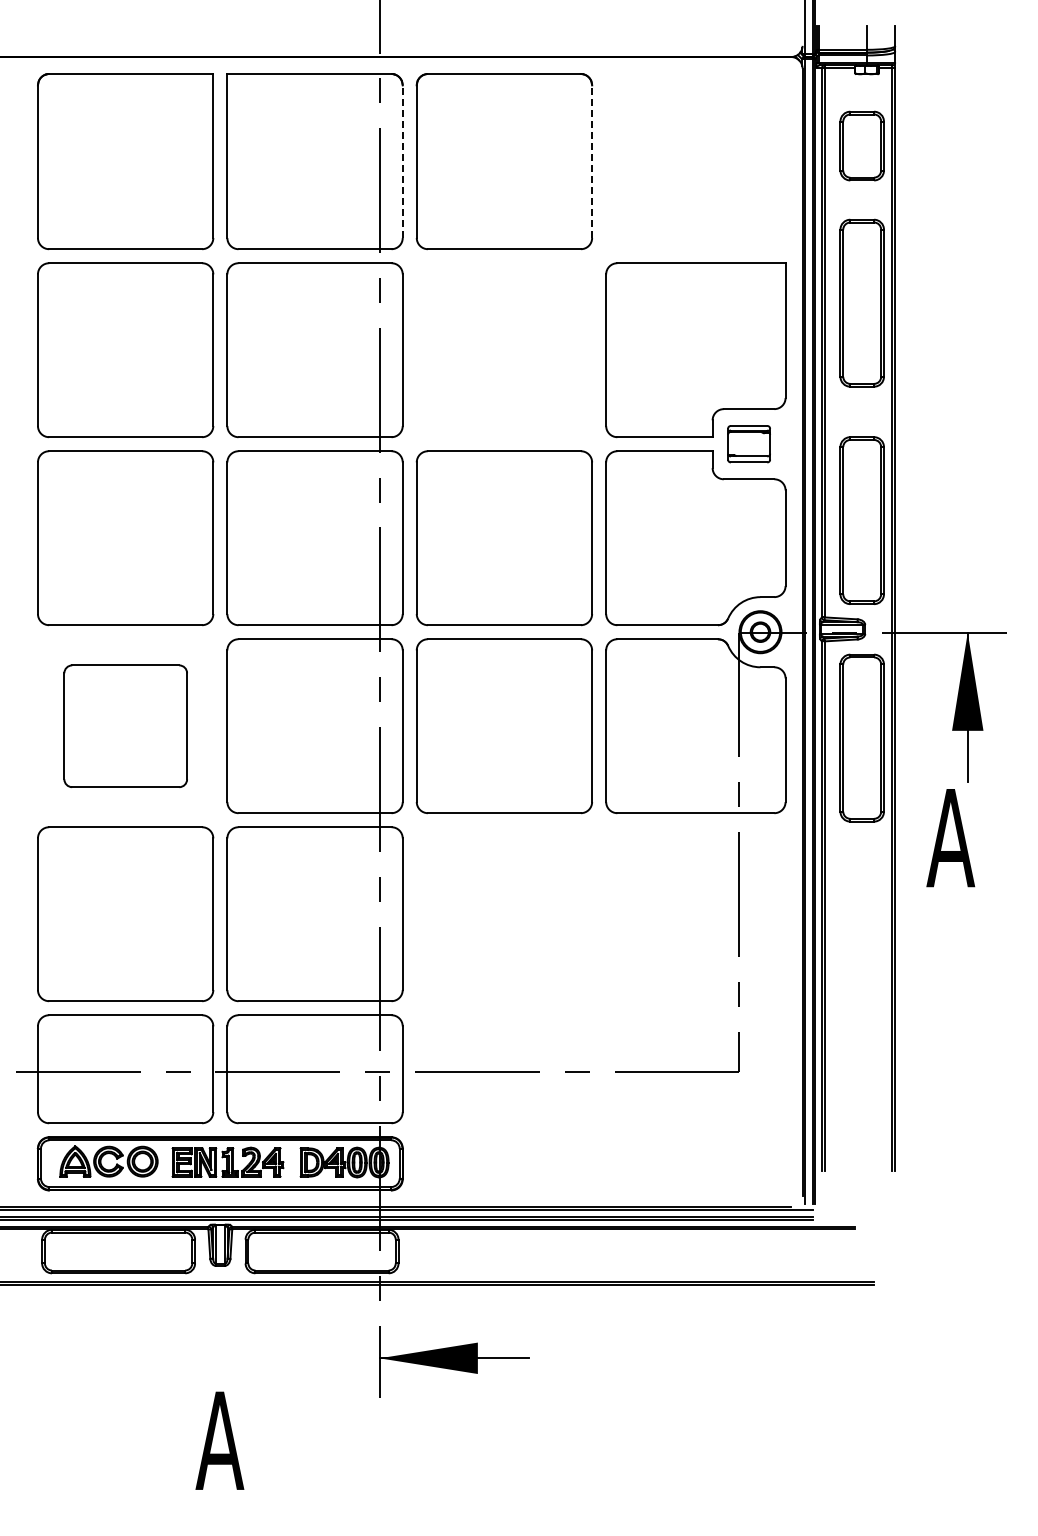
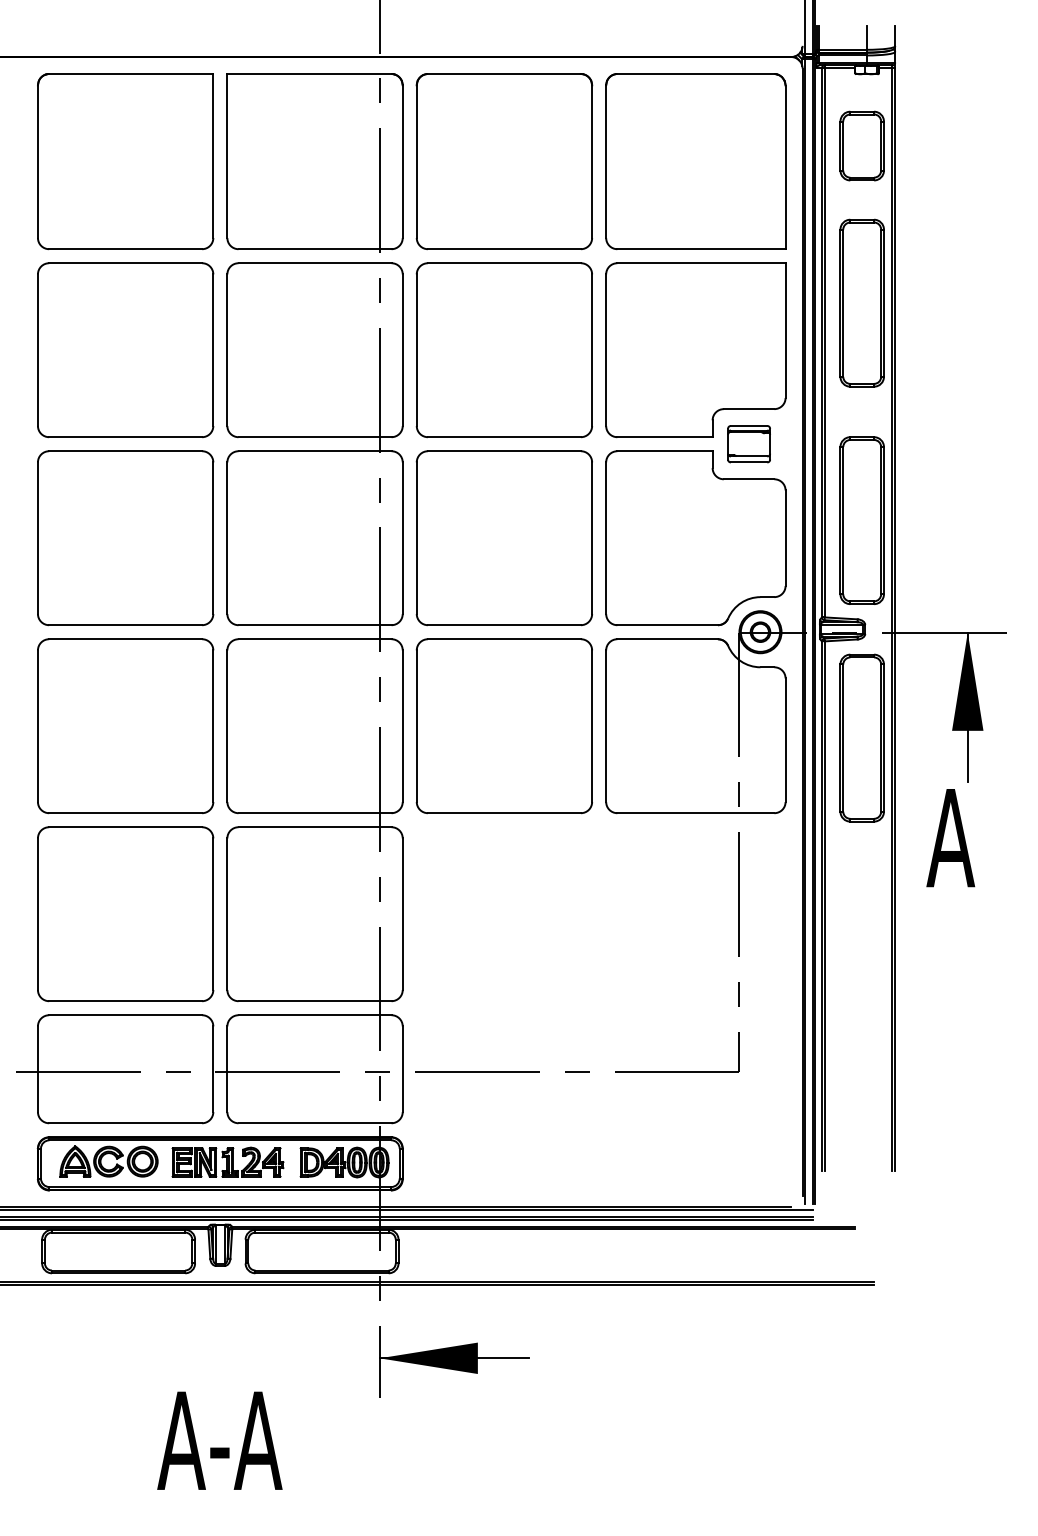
line: dashed -> solid (402, 161)
line: dashed -> solid (592, 161)
part: none -> present (695, 161)
part: none -> present (503, 350)
part size: 125x124 px -> 178x177 px (125, 726)
text: A -> A-A (219, 1440)
